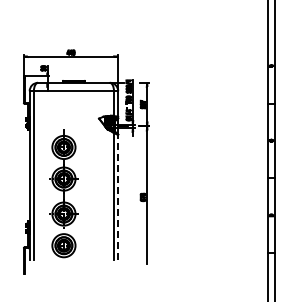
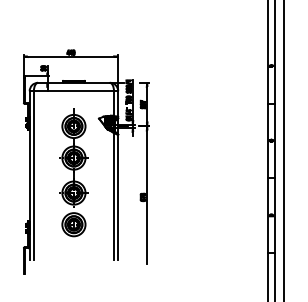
line: none -> present (284, 150)
part position: (63, 193) -> (73, 172) (73, 172)
line: dashed -> solid (118, 196)
